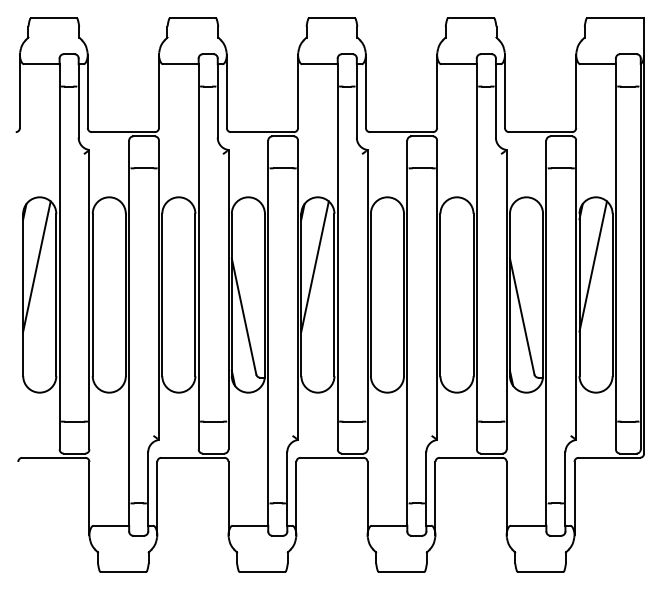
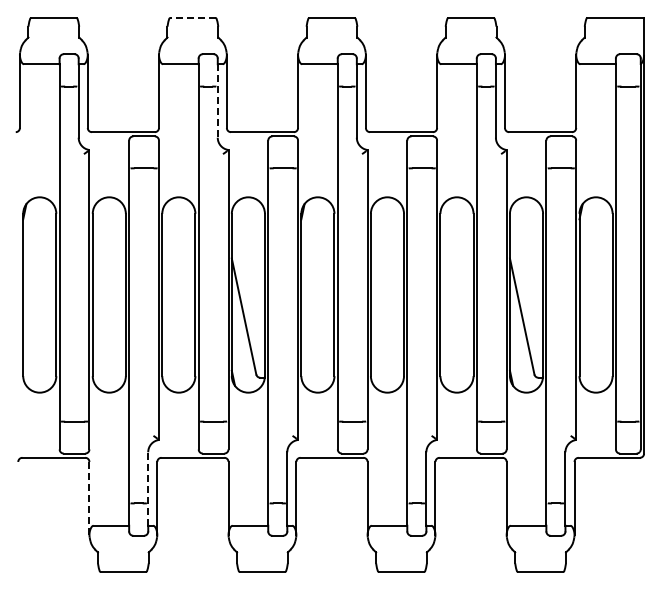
line: solid -> dashed (192, 17)
line: solid -> dashed (217, 100)
line: present -> none (36, 266)
line: present -> none (314, 266)
line: present -> none (592, 266)
line: solid -> dashed (148, 489)
line: solid -> dashed (89, 498)
